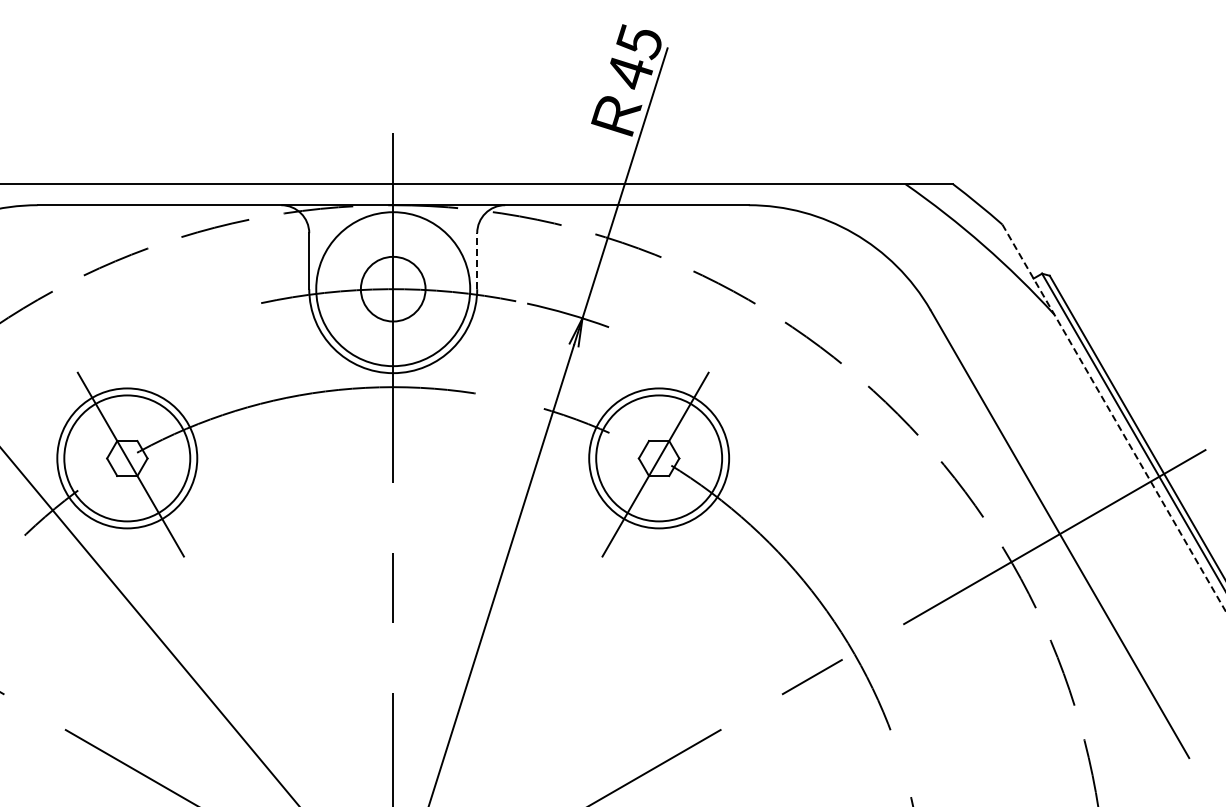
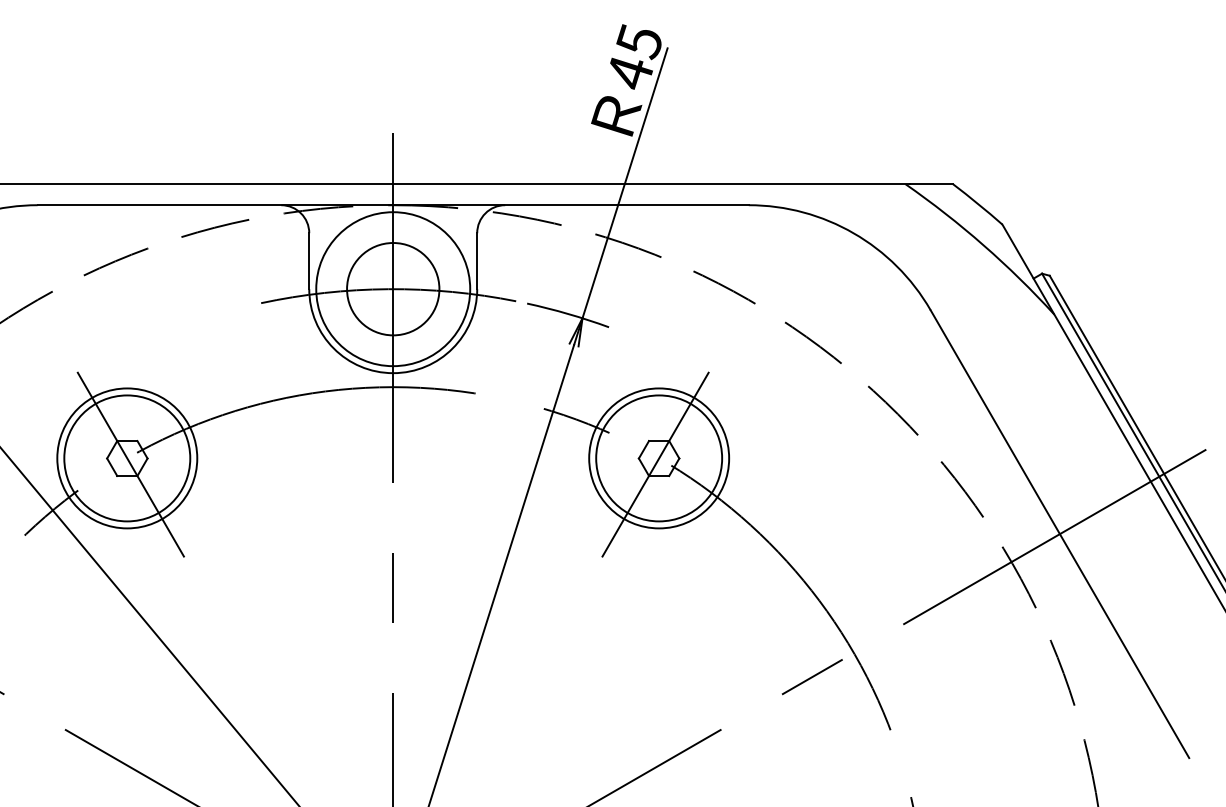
line: dashed -> solid (477, 261)
circle diameter: 65 px -> 92 px (393, 289)
line: dashed -> solid (1114, 418)
